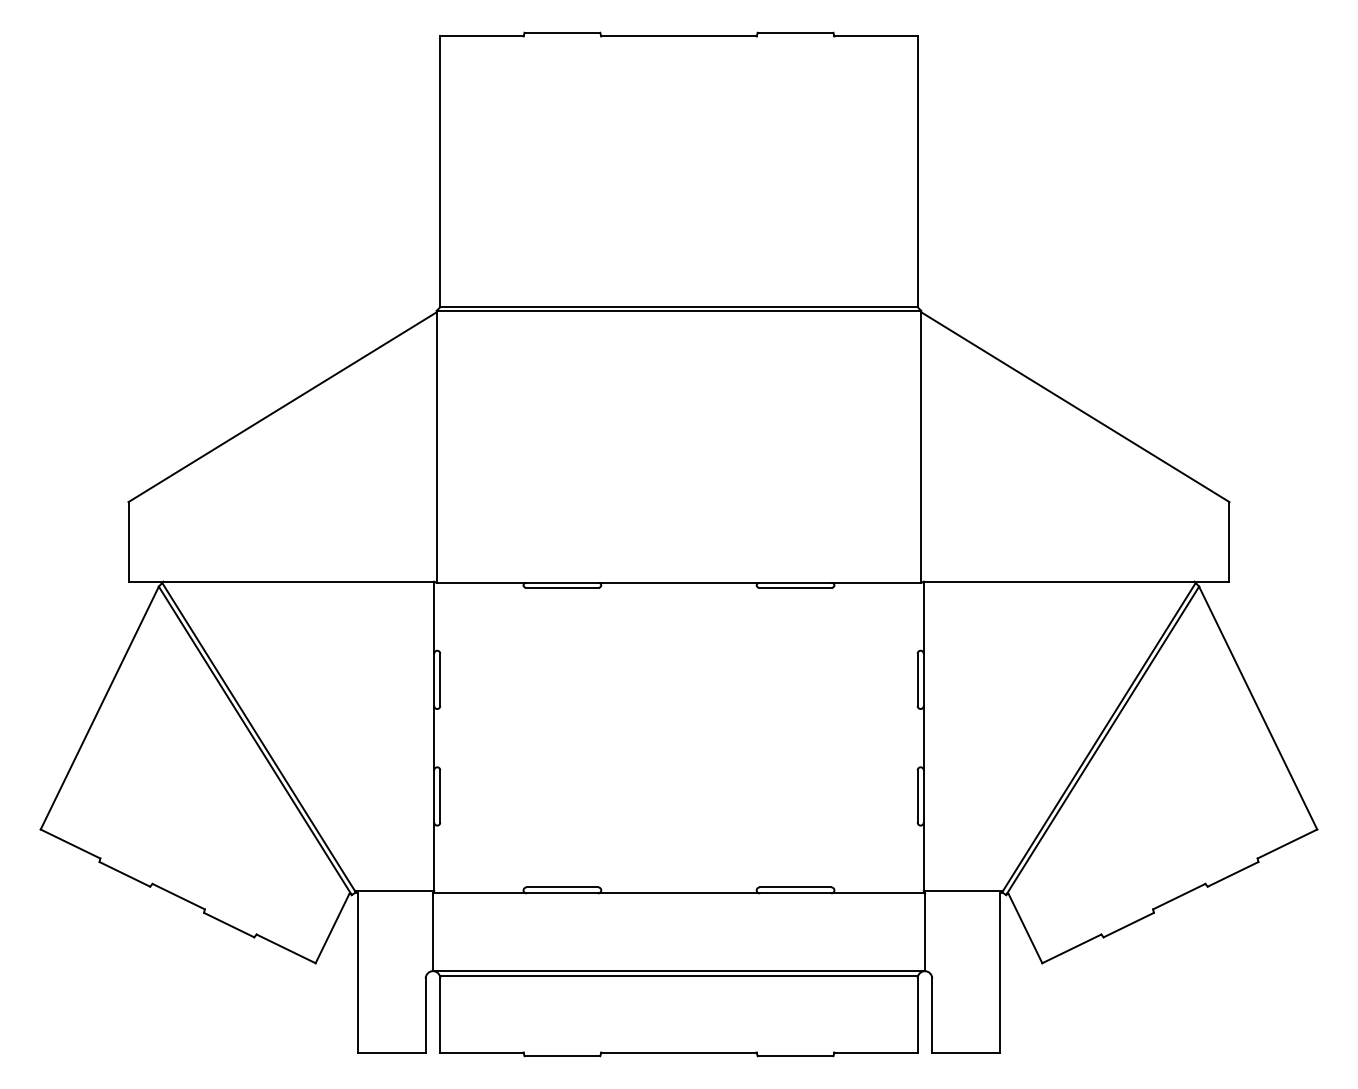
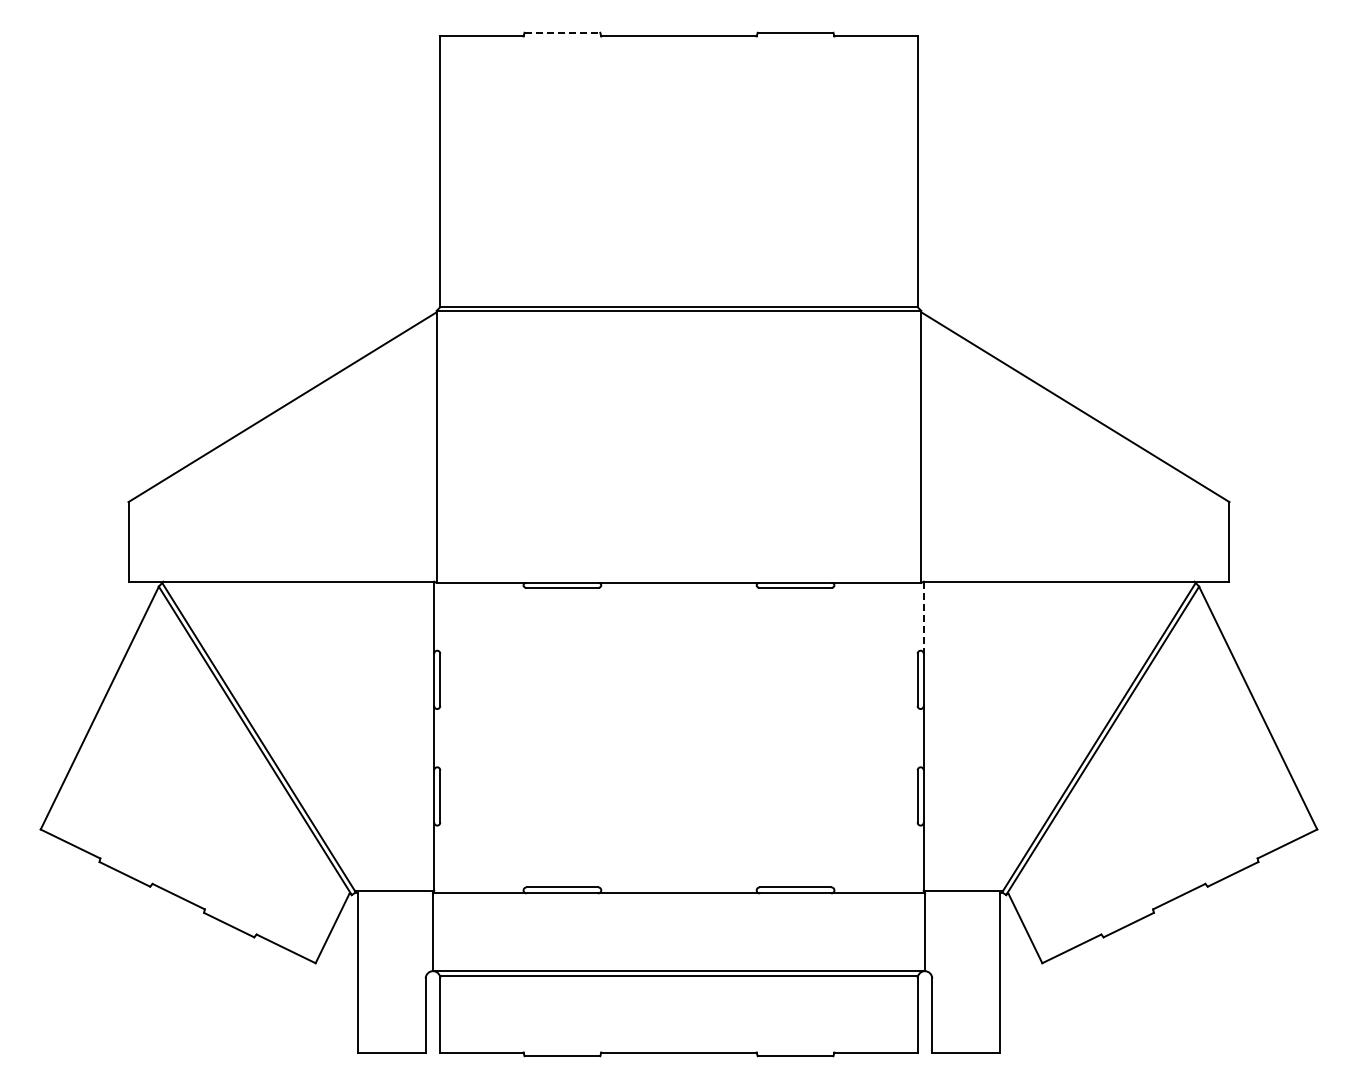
line: solid -> dashed (562, 32)
line: solid -> dashed (923, 618)
